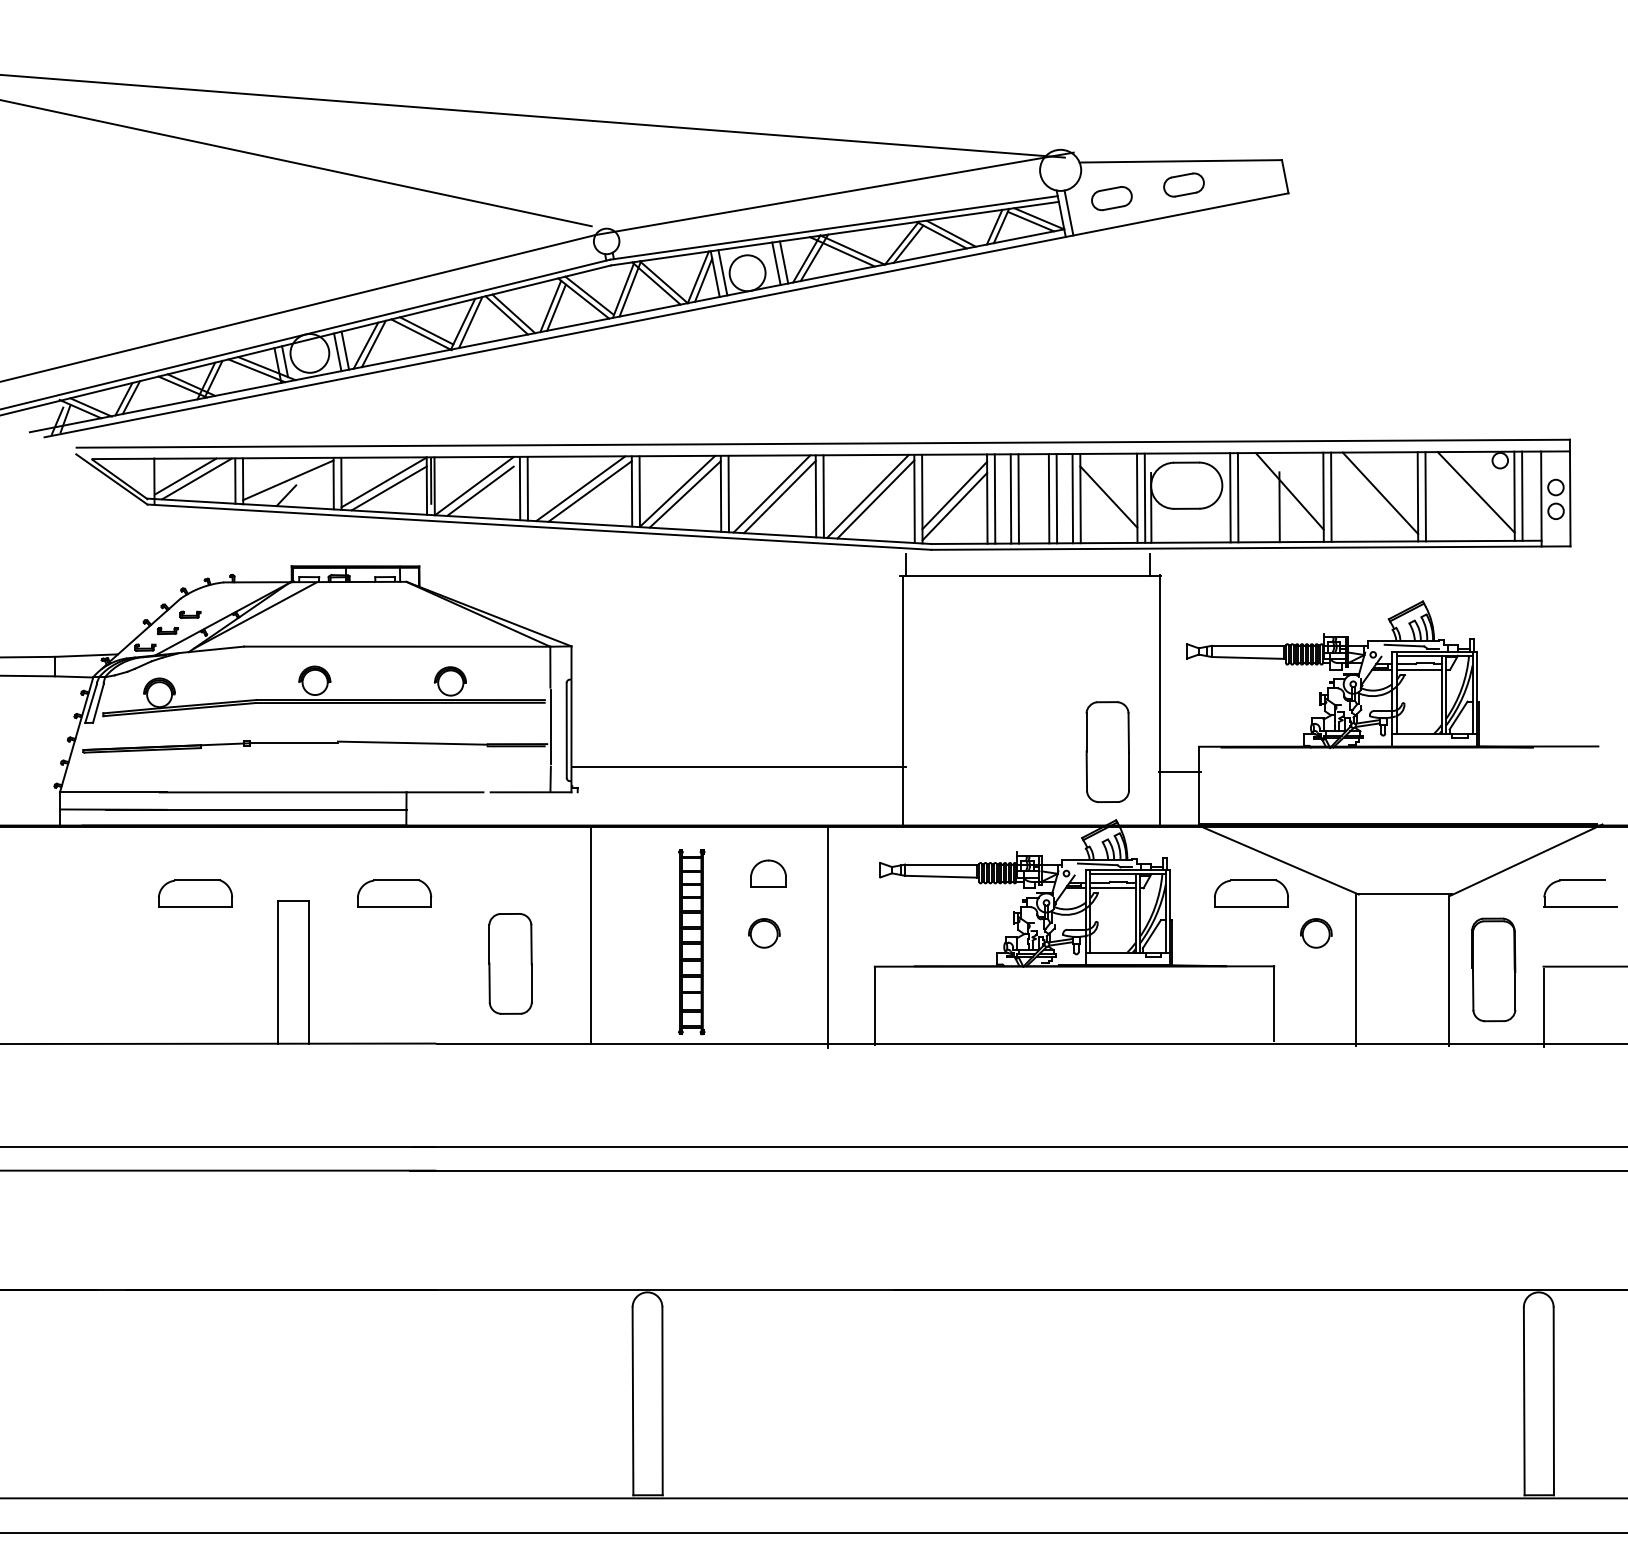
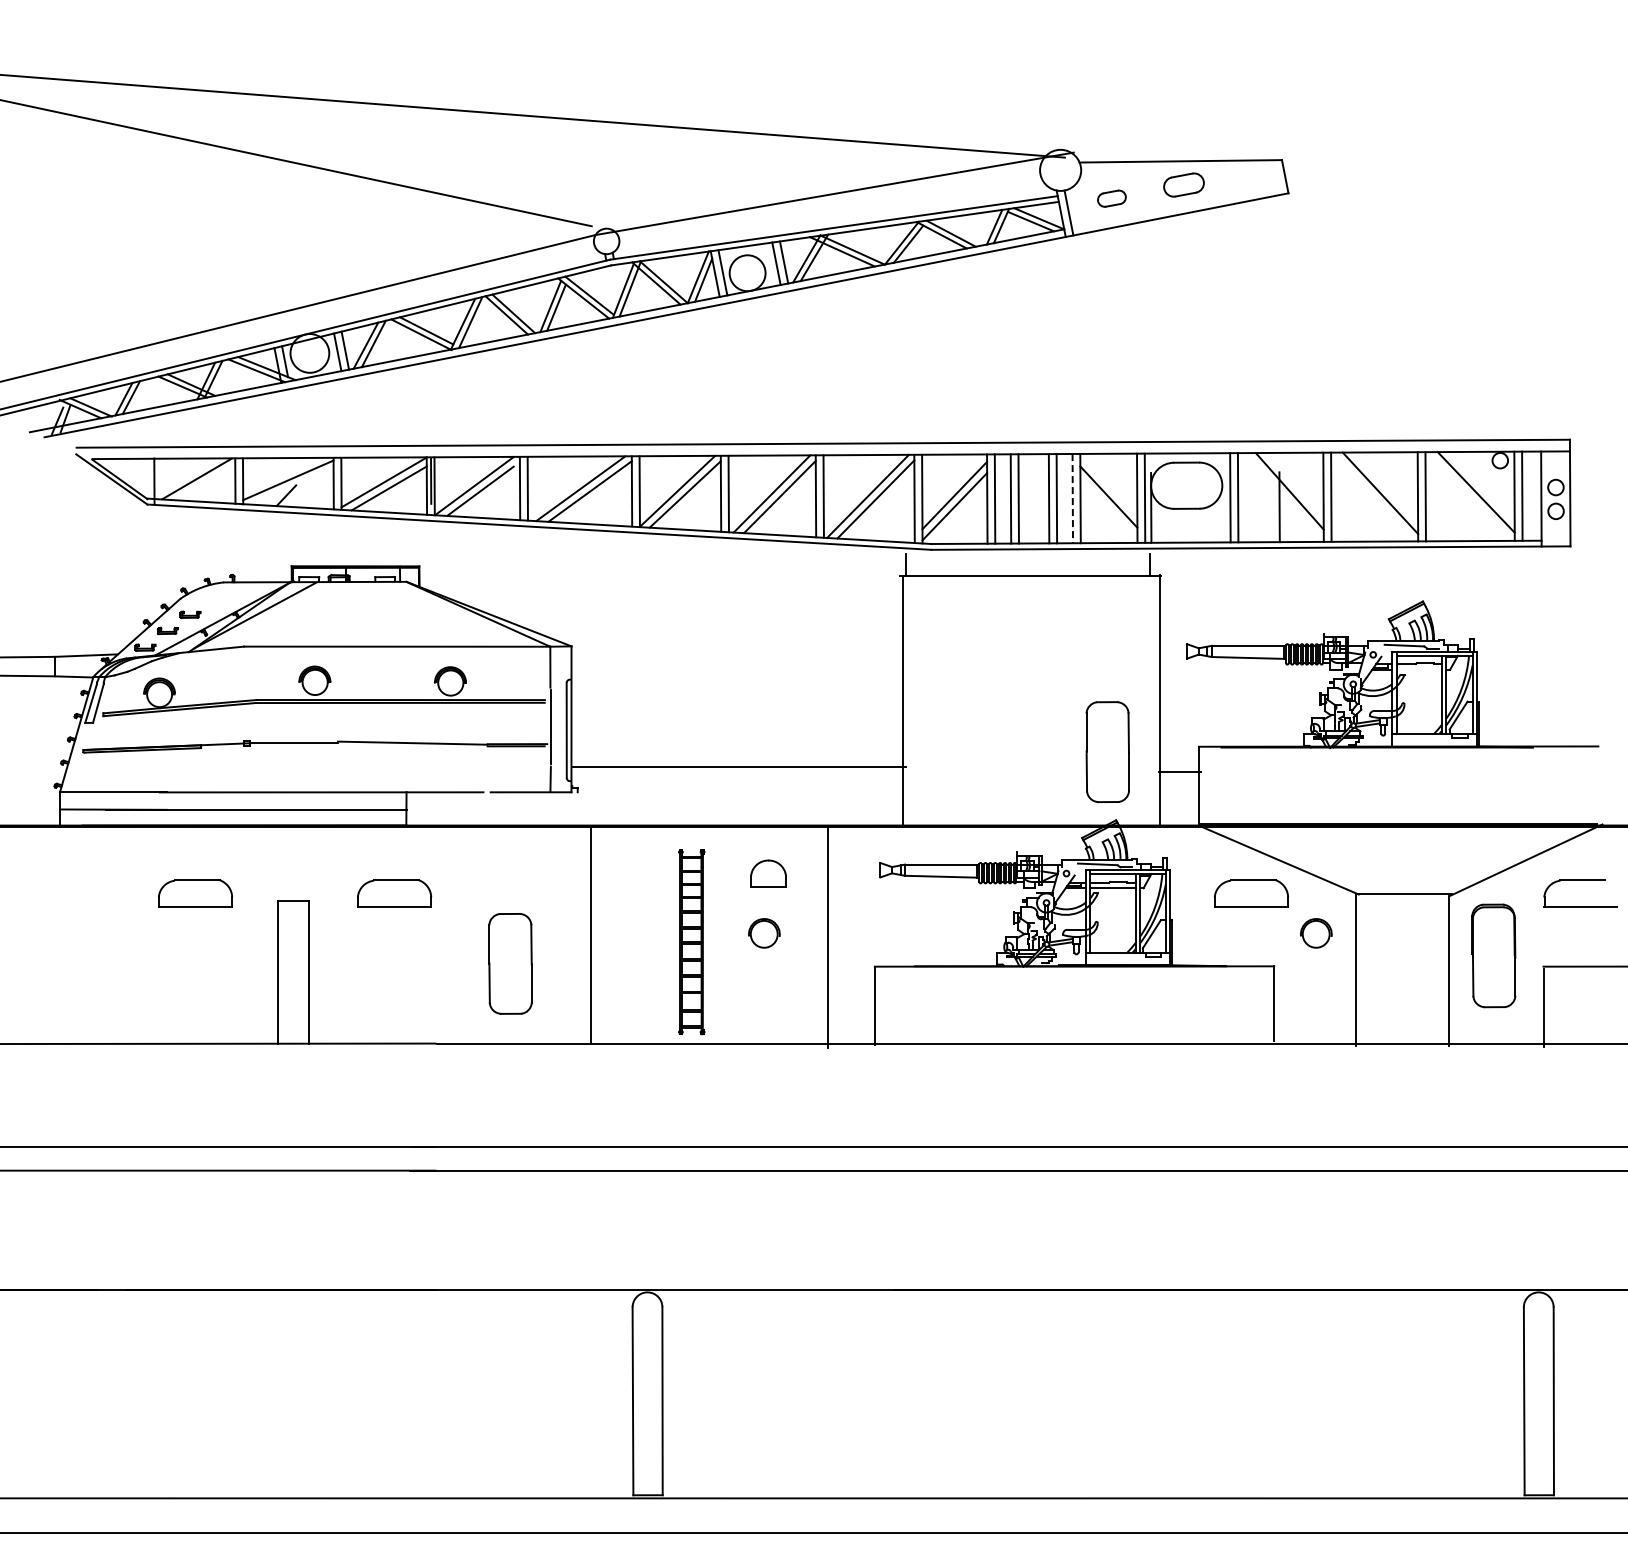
part size: 42x26 px -> 30x19 px (1111, 198)
line: present -> none (185, 476)
line: solid -> dashed (1072, 498)
line: present -> none (1419, 669)
part position: (1493, 969) -> (1493, 955) (1493, 955)
